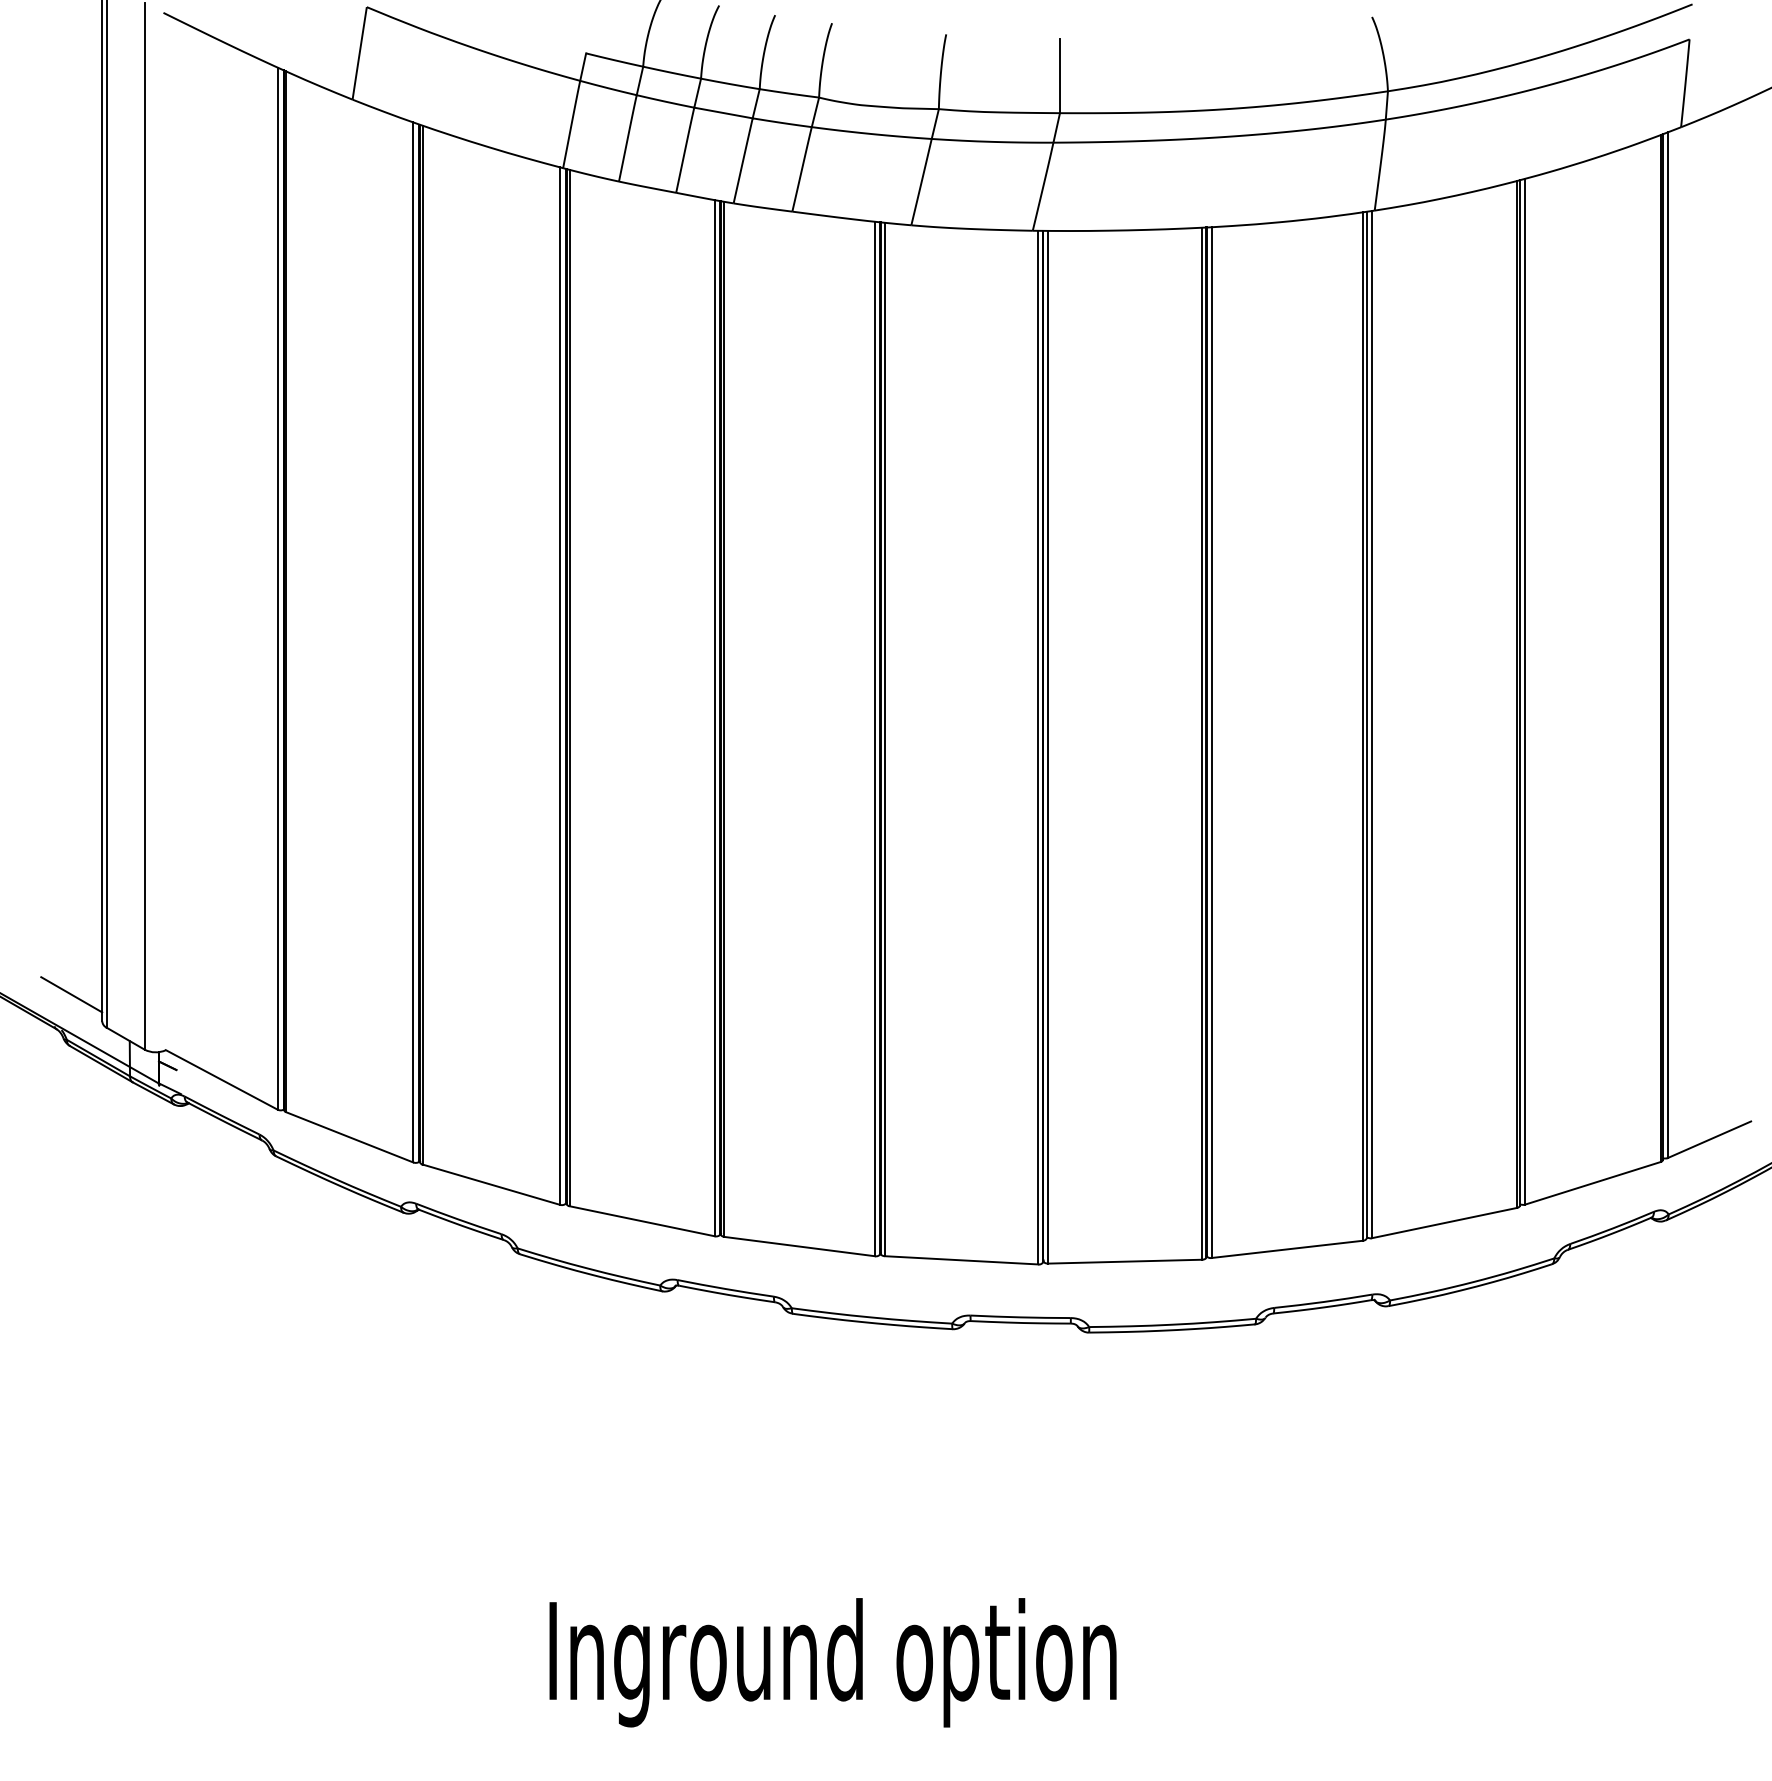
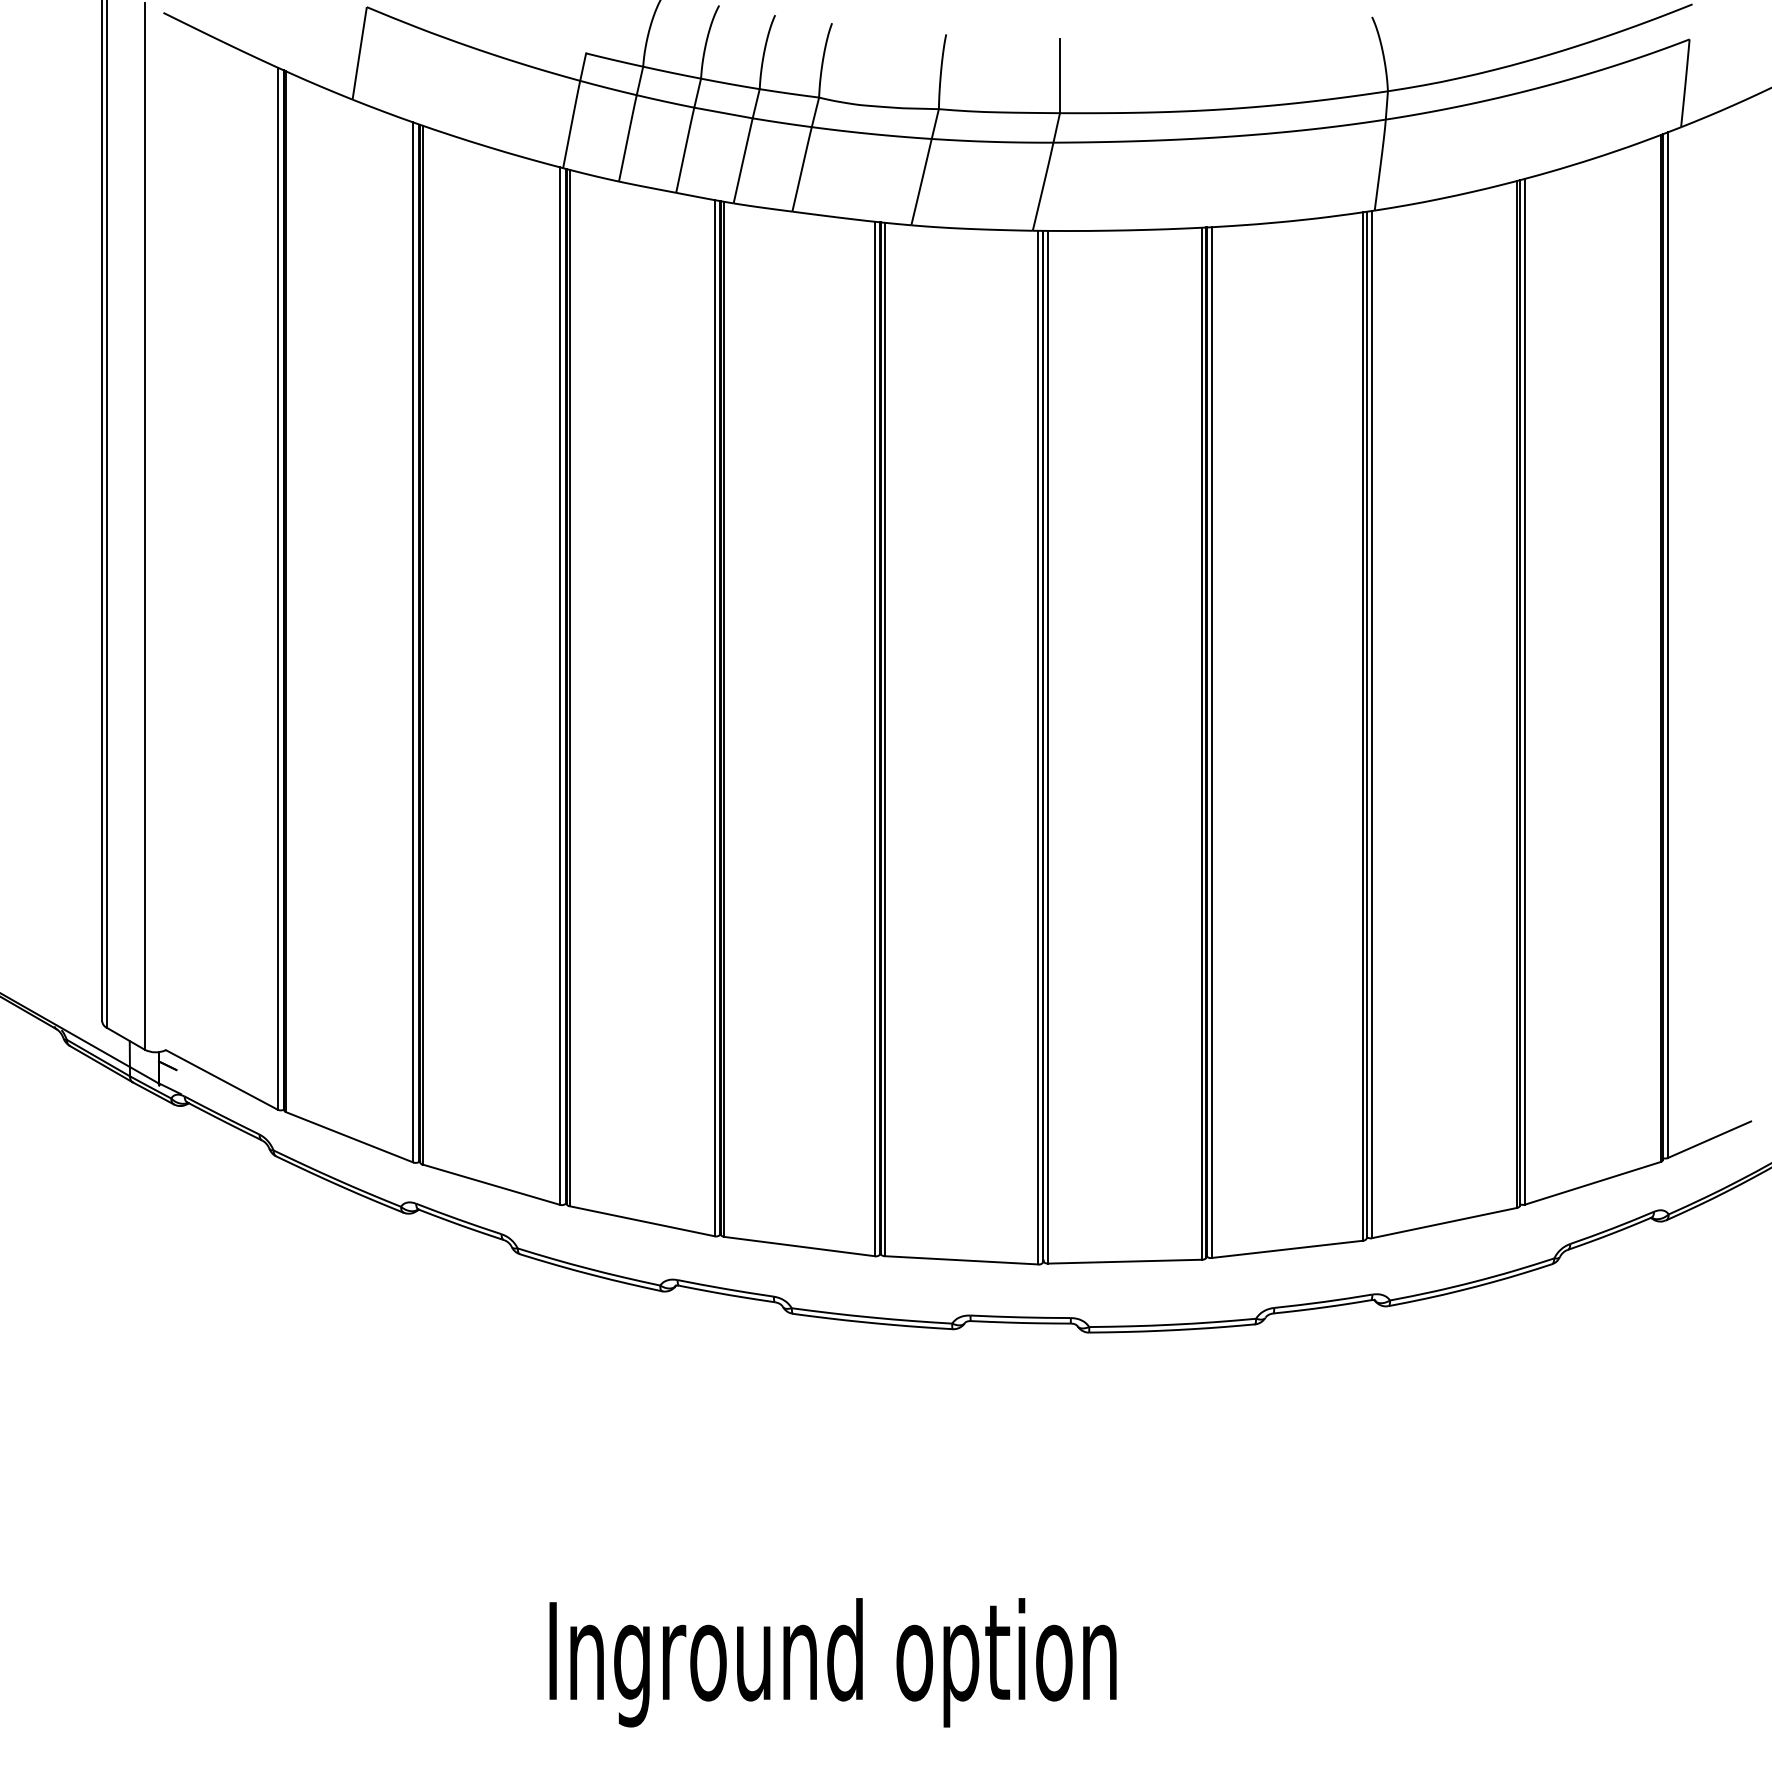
line: present -> none (71, 994)
